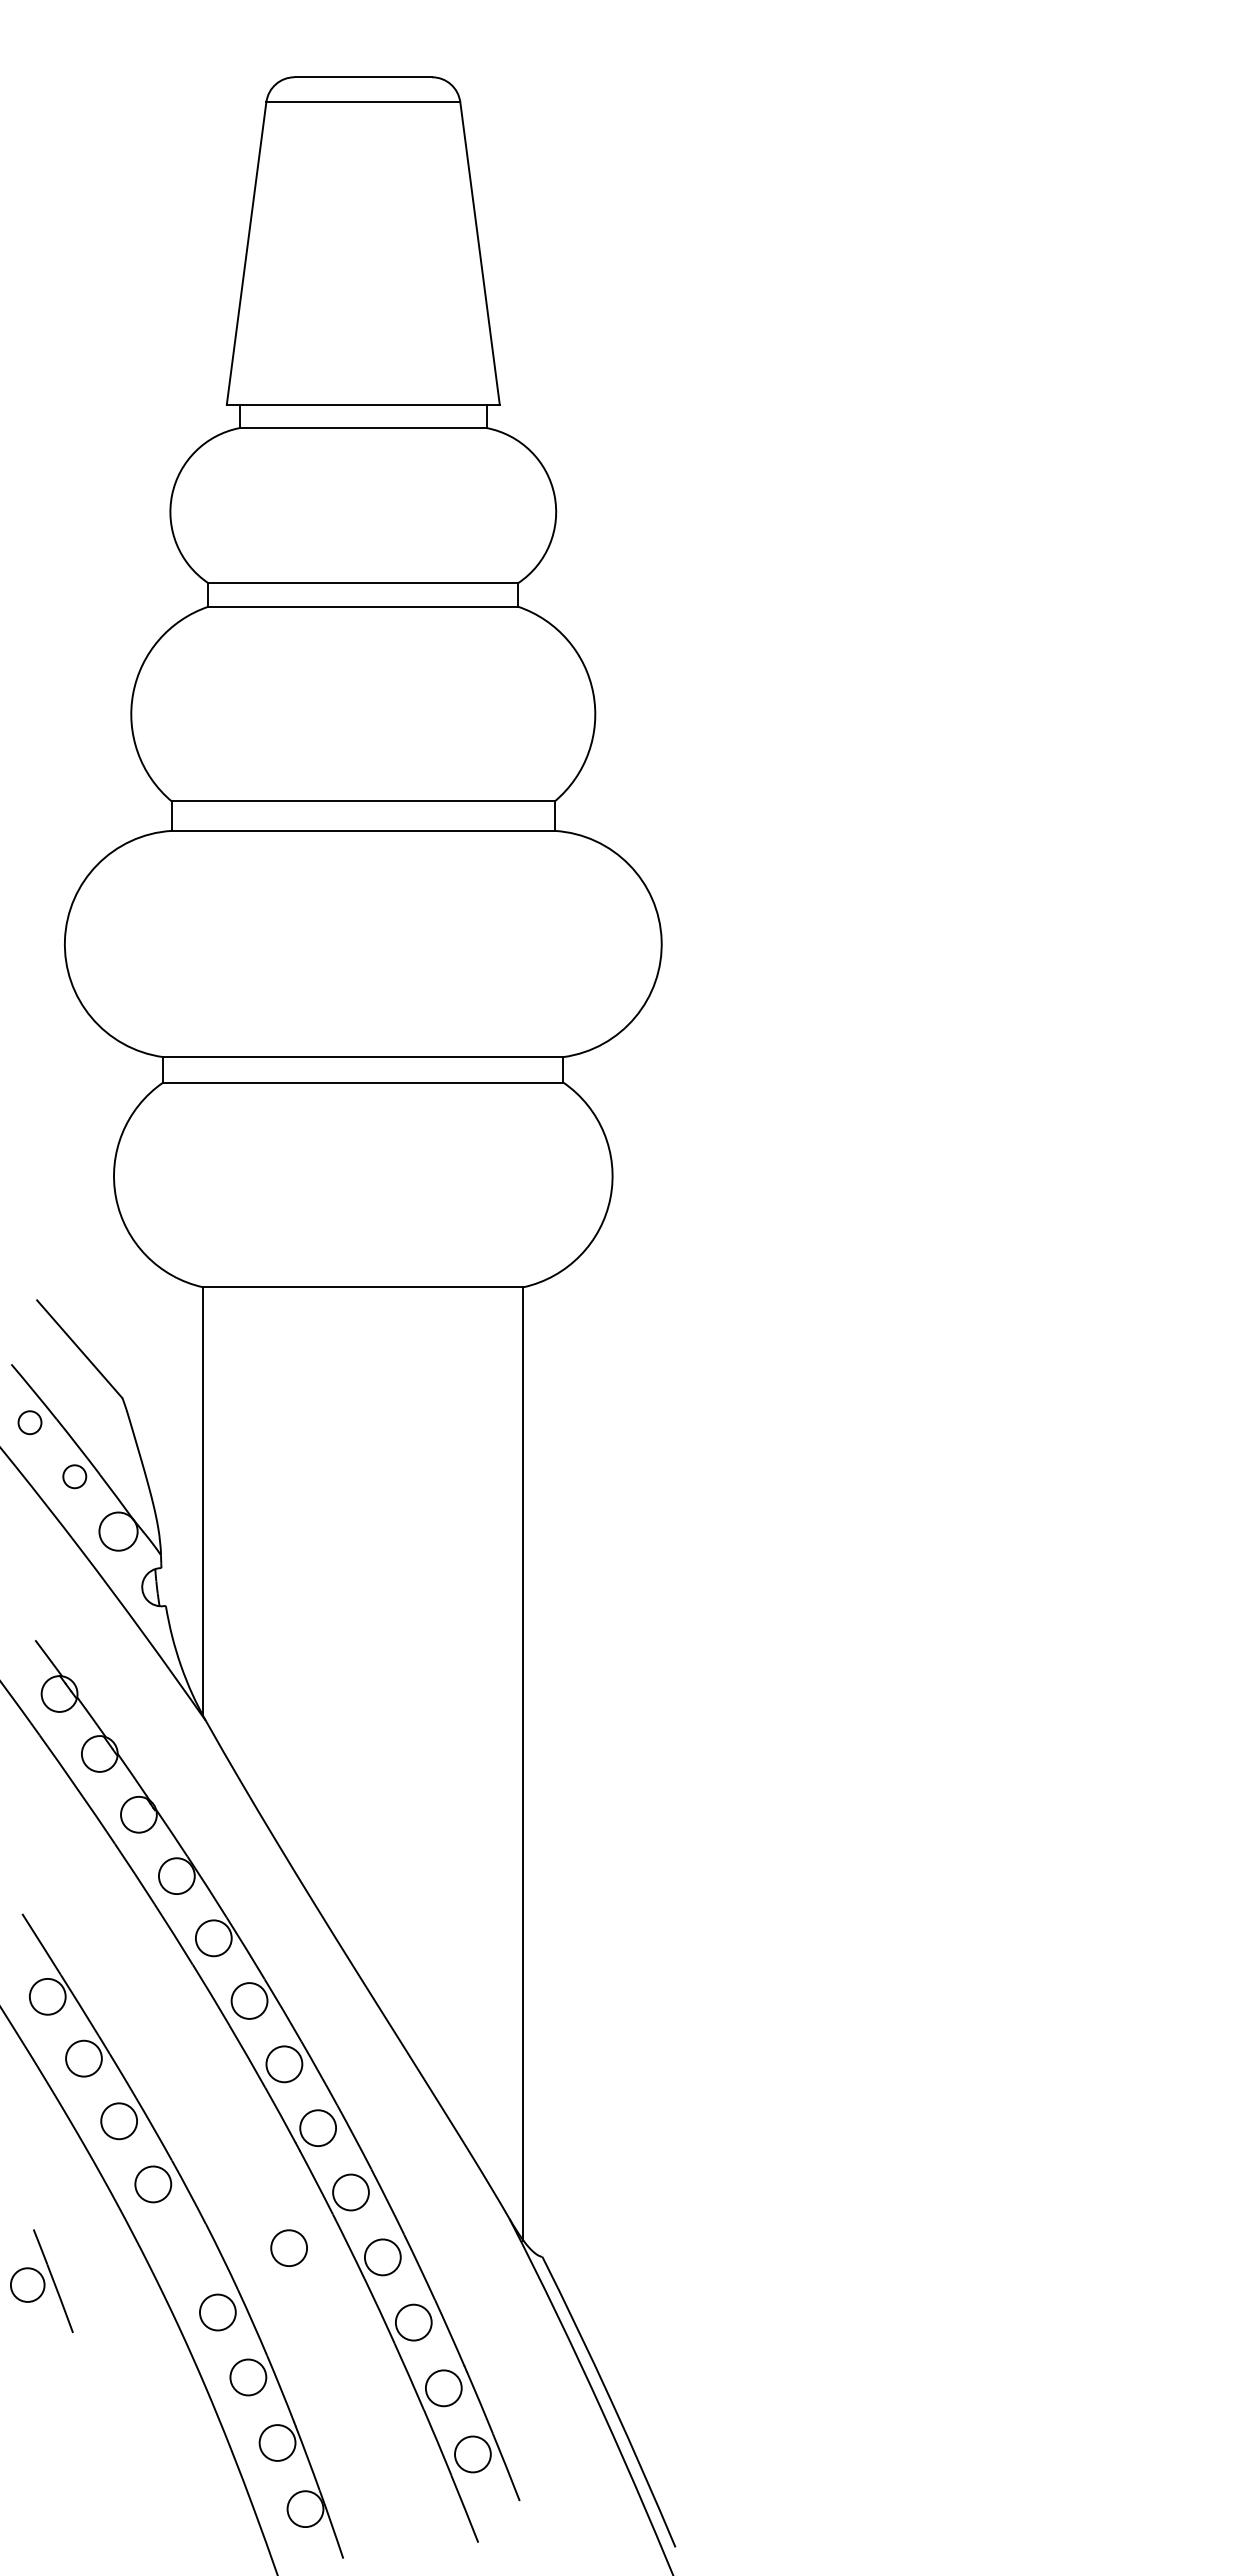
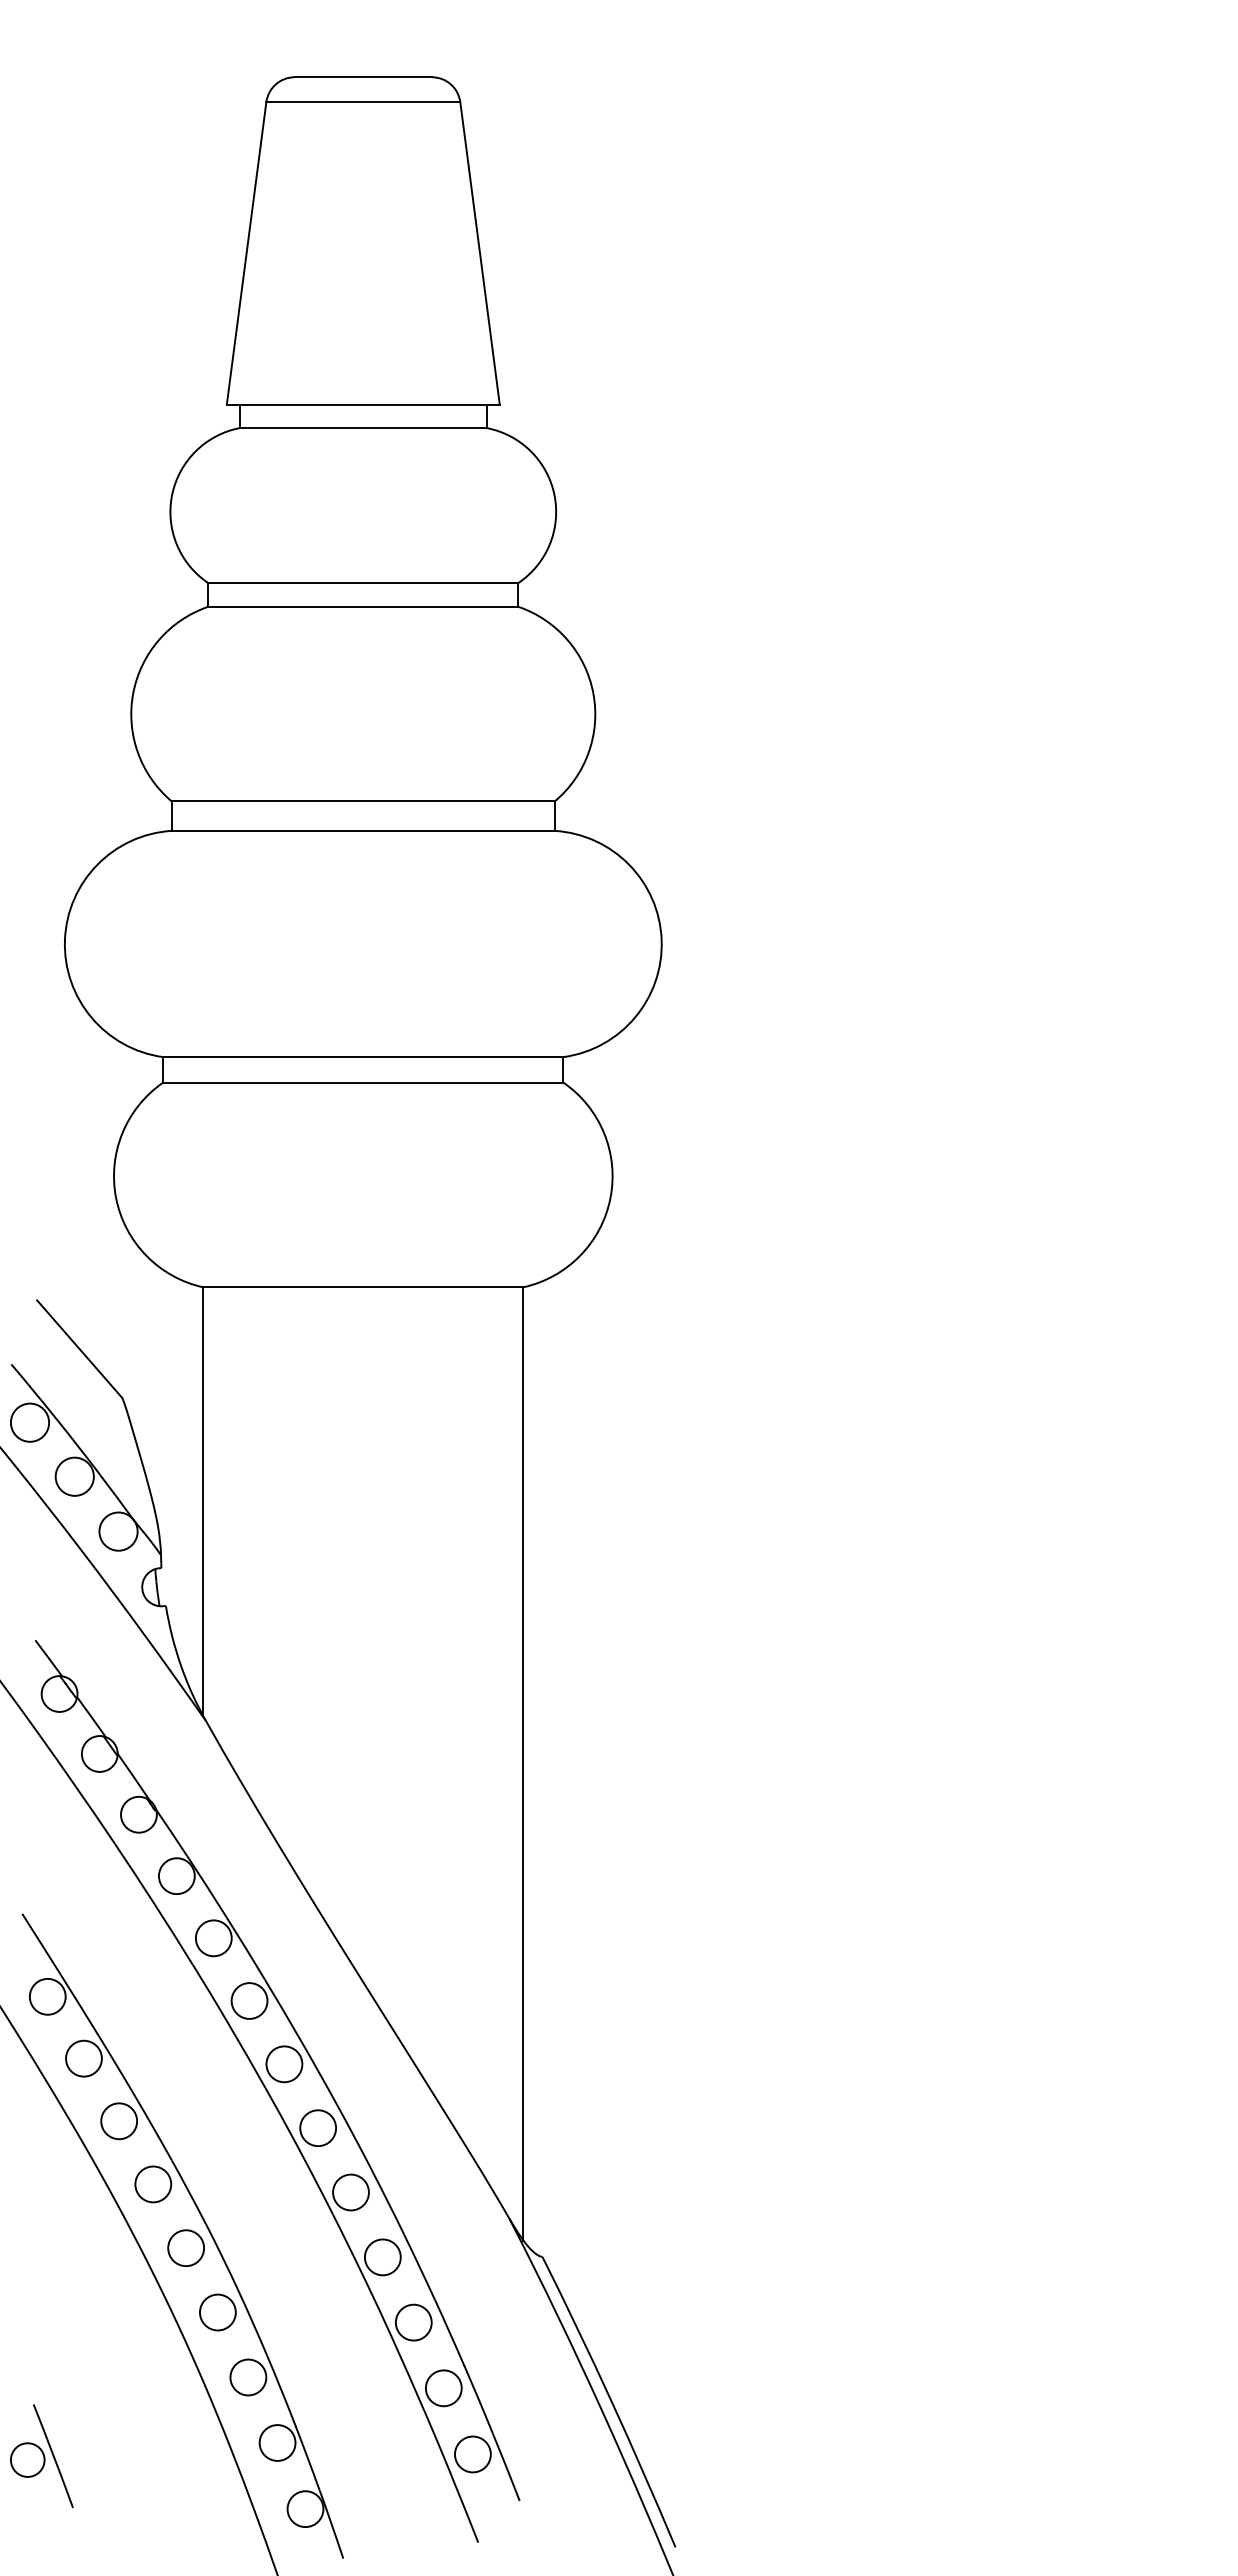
circle diameter: 23 px -> 38 px (29, 1422)
circle diameter: 23 px -> 38 px (74, 1476)
circle position: (288, 2247) -> (185, 2247) (185, 2247)
part position: (41, 2280) -> (41, 2455) (41, 2455)
